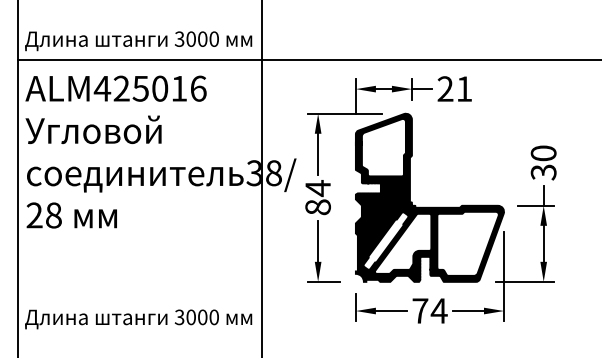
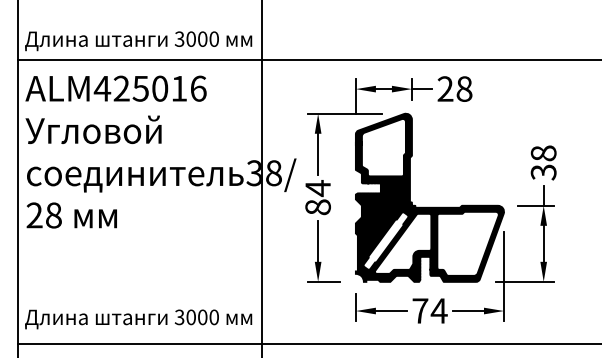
text: 21 -> 28 (464, 88)
text: 30 -> 38 (543, 153)
line: none -> present (308, 343)
